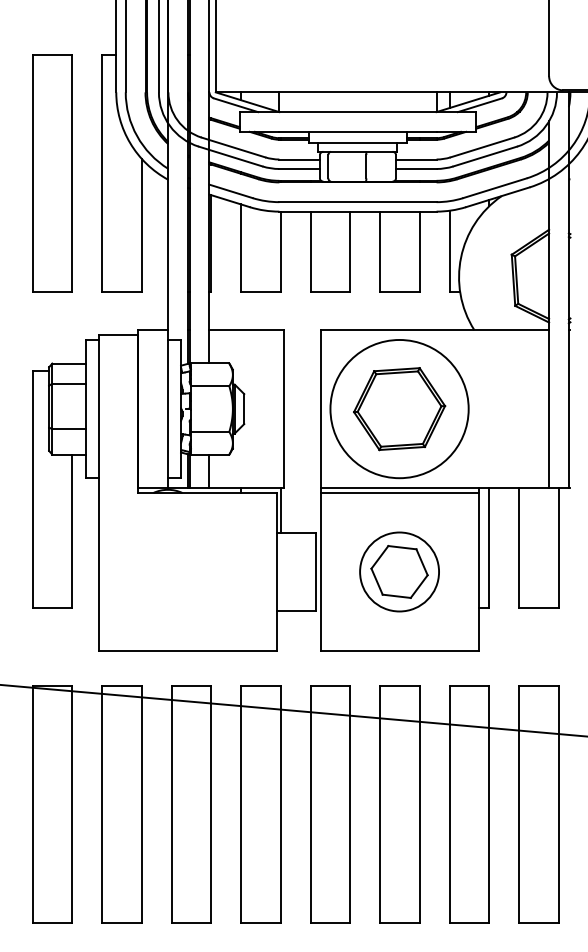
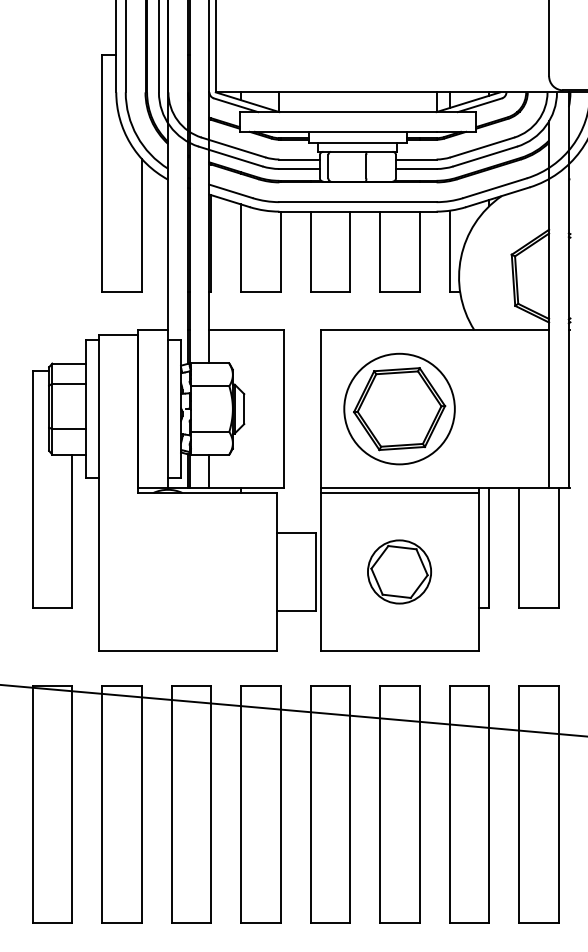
part: present -> none (52, 173)
circle diameter: 138 px -> 111 px (399, 408)
line: present -> none (280, 510)
circle diameter: 79 px -> 63 px (399, 571)
